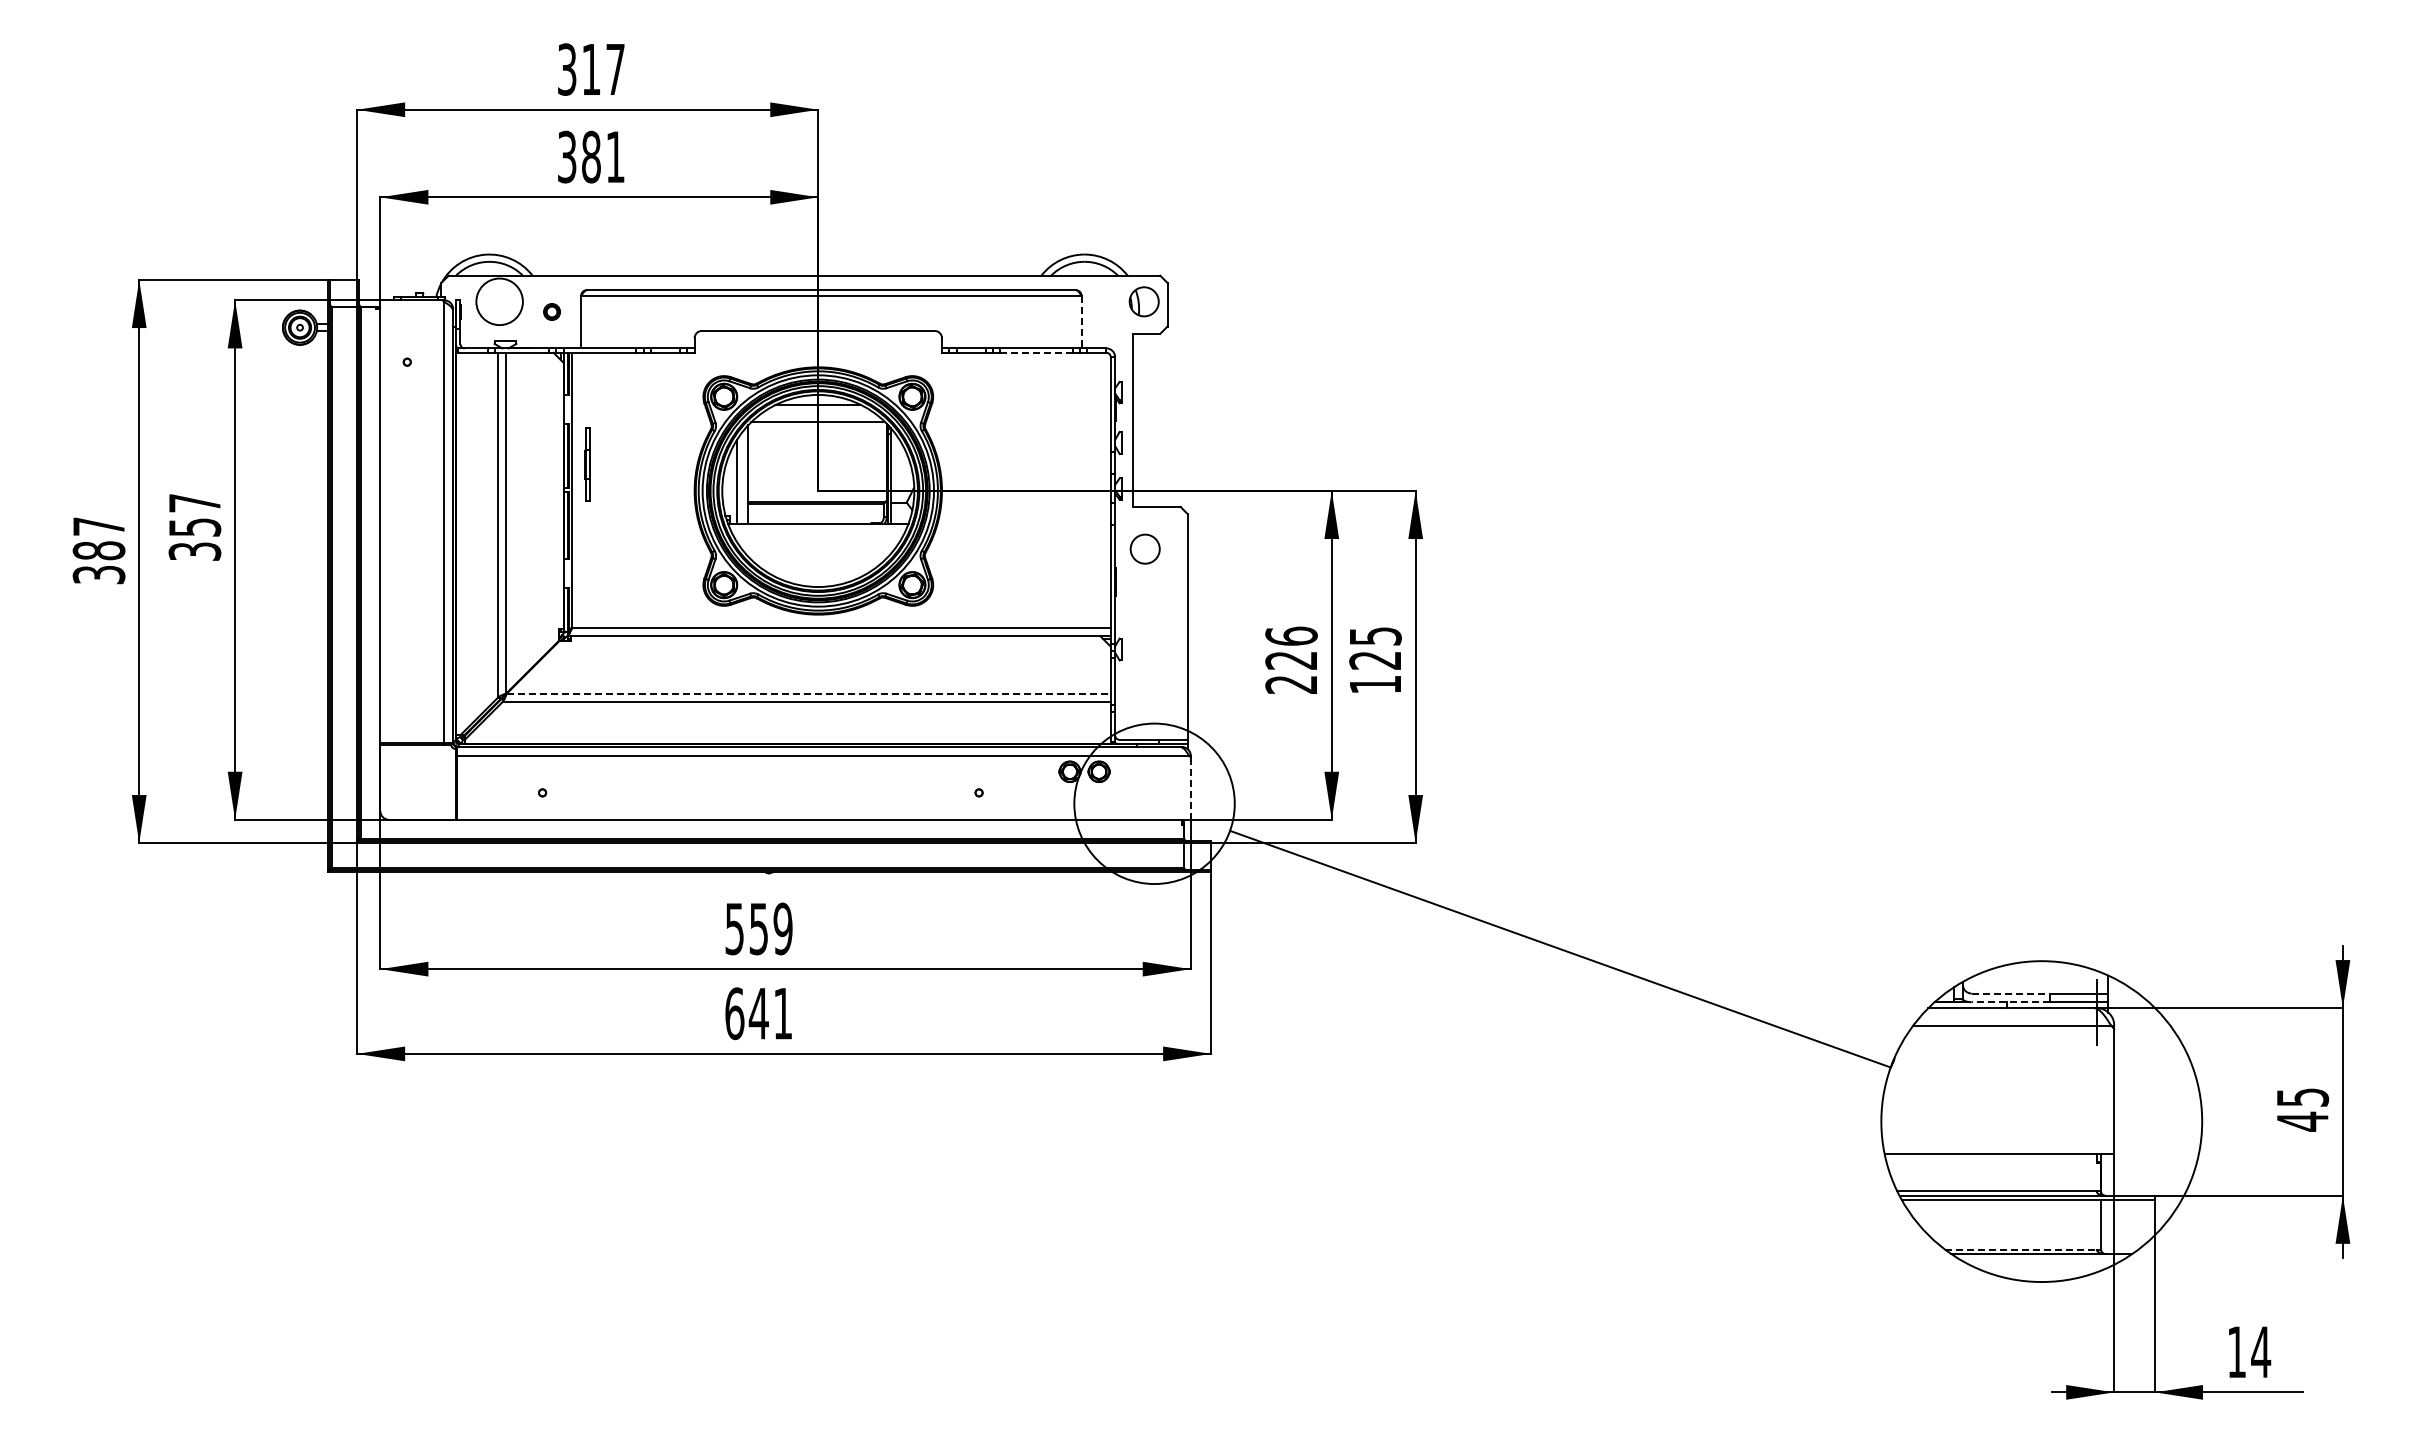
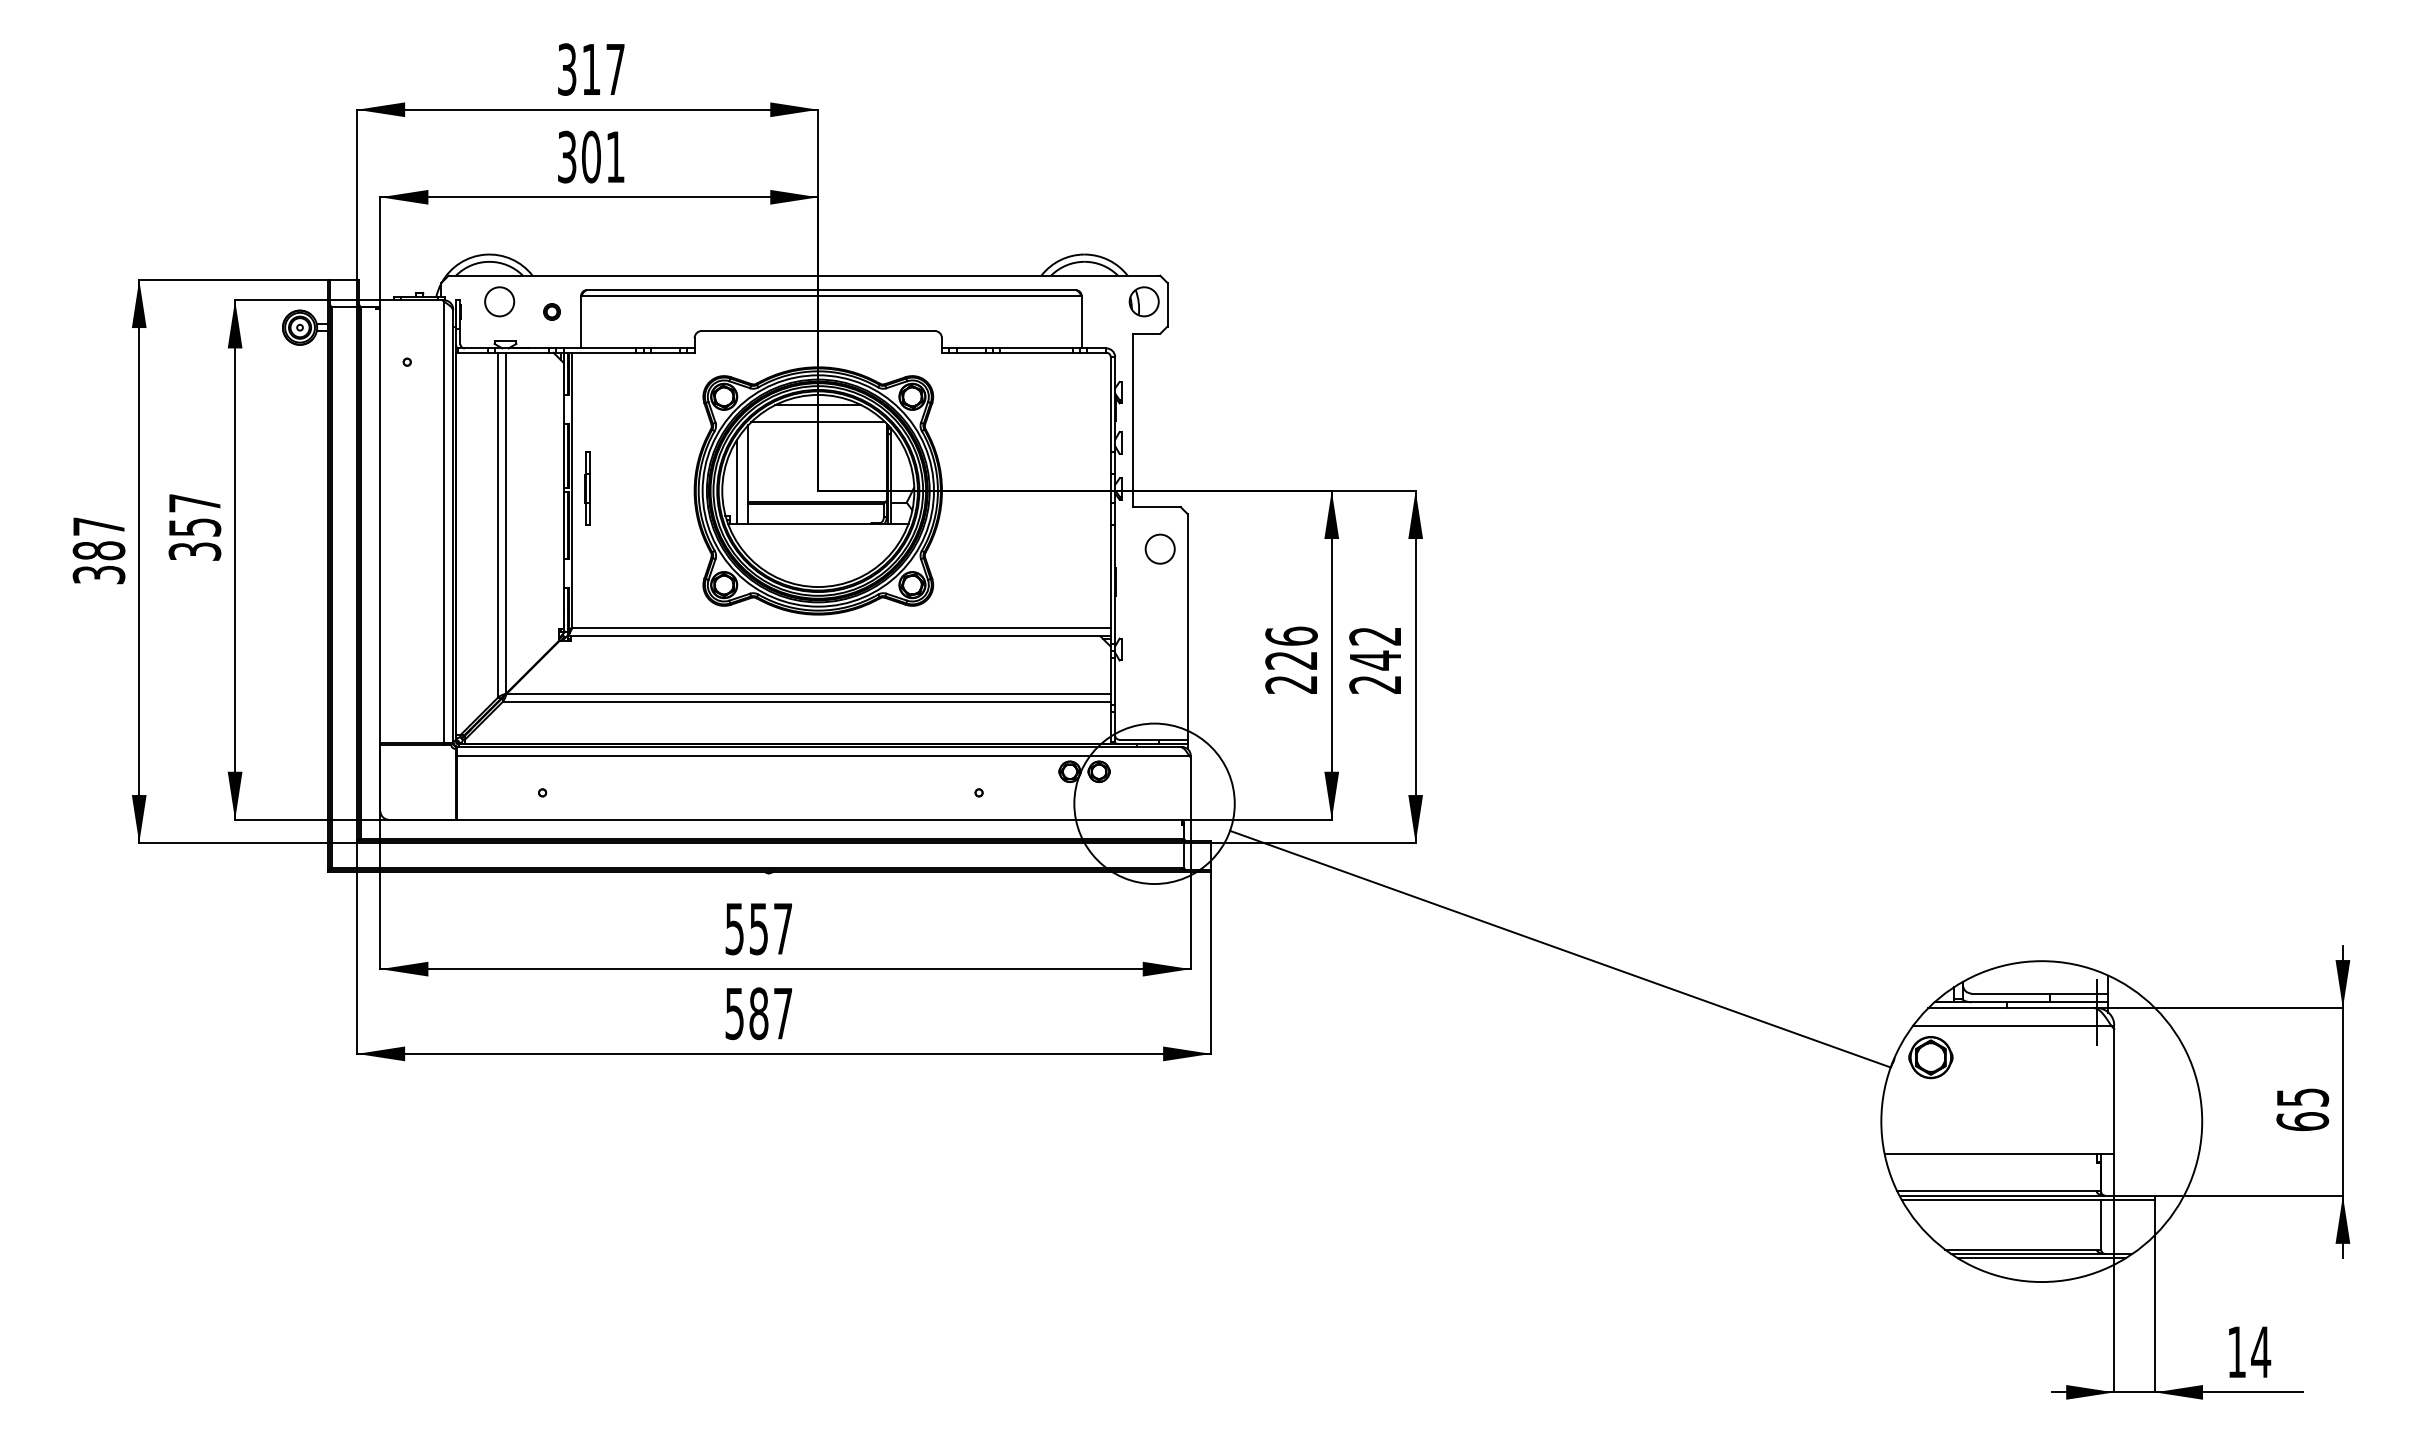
text: 381 -> 301 (591, 157)
circle diameter: 47 px -> 29 px (499, 301)
line: dashed -> solid (1081, 322)
line: dashed -> solid (1037, 352)
part position: (587, 464) -> (587, 488) (587, 488)
circle position: (1144, 548) -> (1159, 548) (1159, 548)
text: 125 -> 242 (1375, 660)
line: dashed -> solid (809, 693)
line: dashed -> solid (1190, 789)
text: 559 -> 557 (782, 928)
line: dashed -> solid (2011, 993)
line: dashed -> solid (2010, 1002)
text: 641 -> 587 (758, 1013)
part: none -> present (1930, 1057)
text: 45 -> 65 (2302, 1121)
line: dashed -> solid (2020, 1249)
line: none -> present (2041, 1258)
